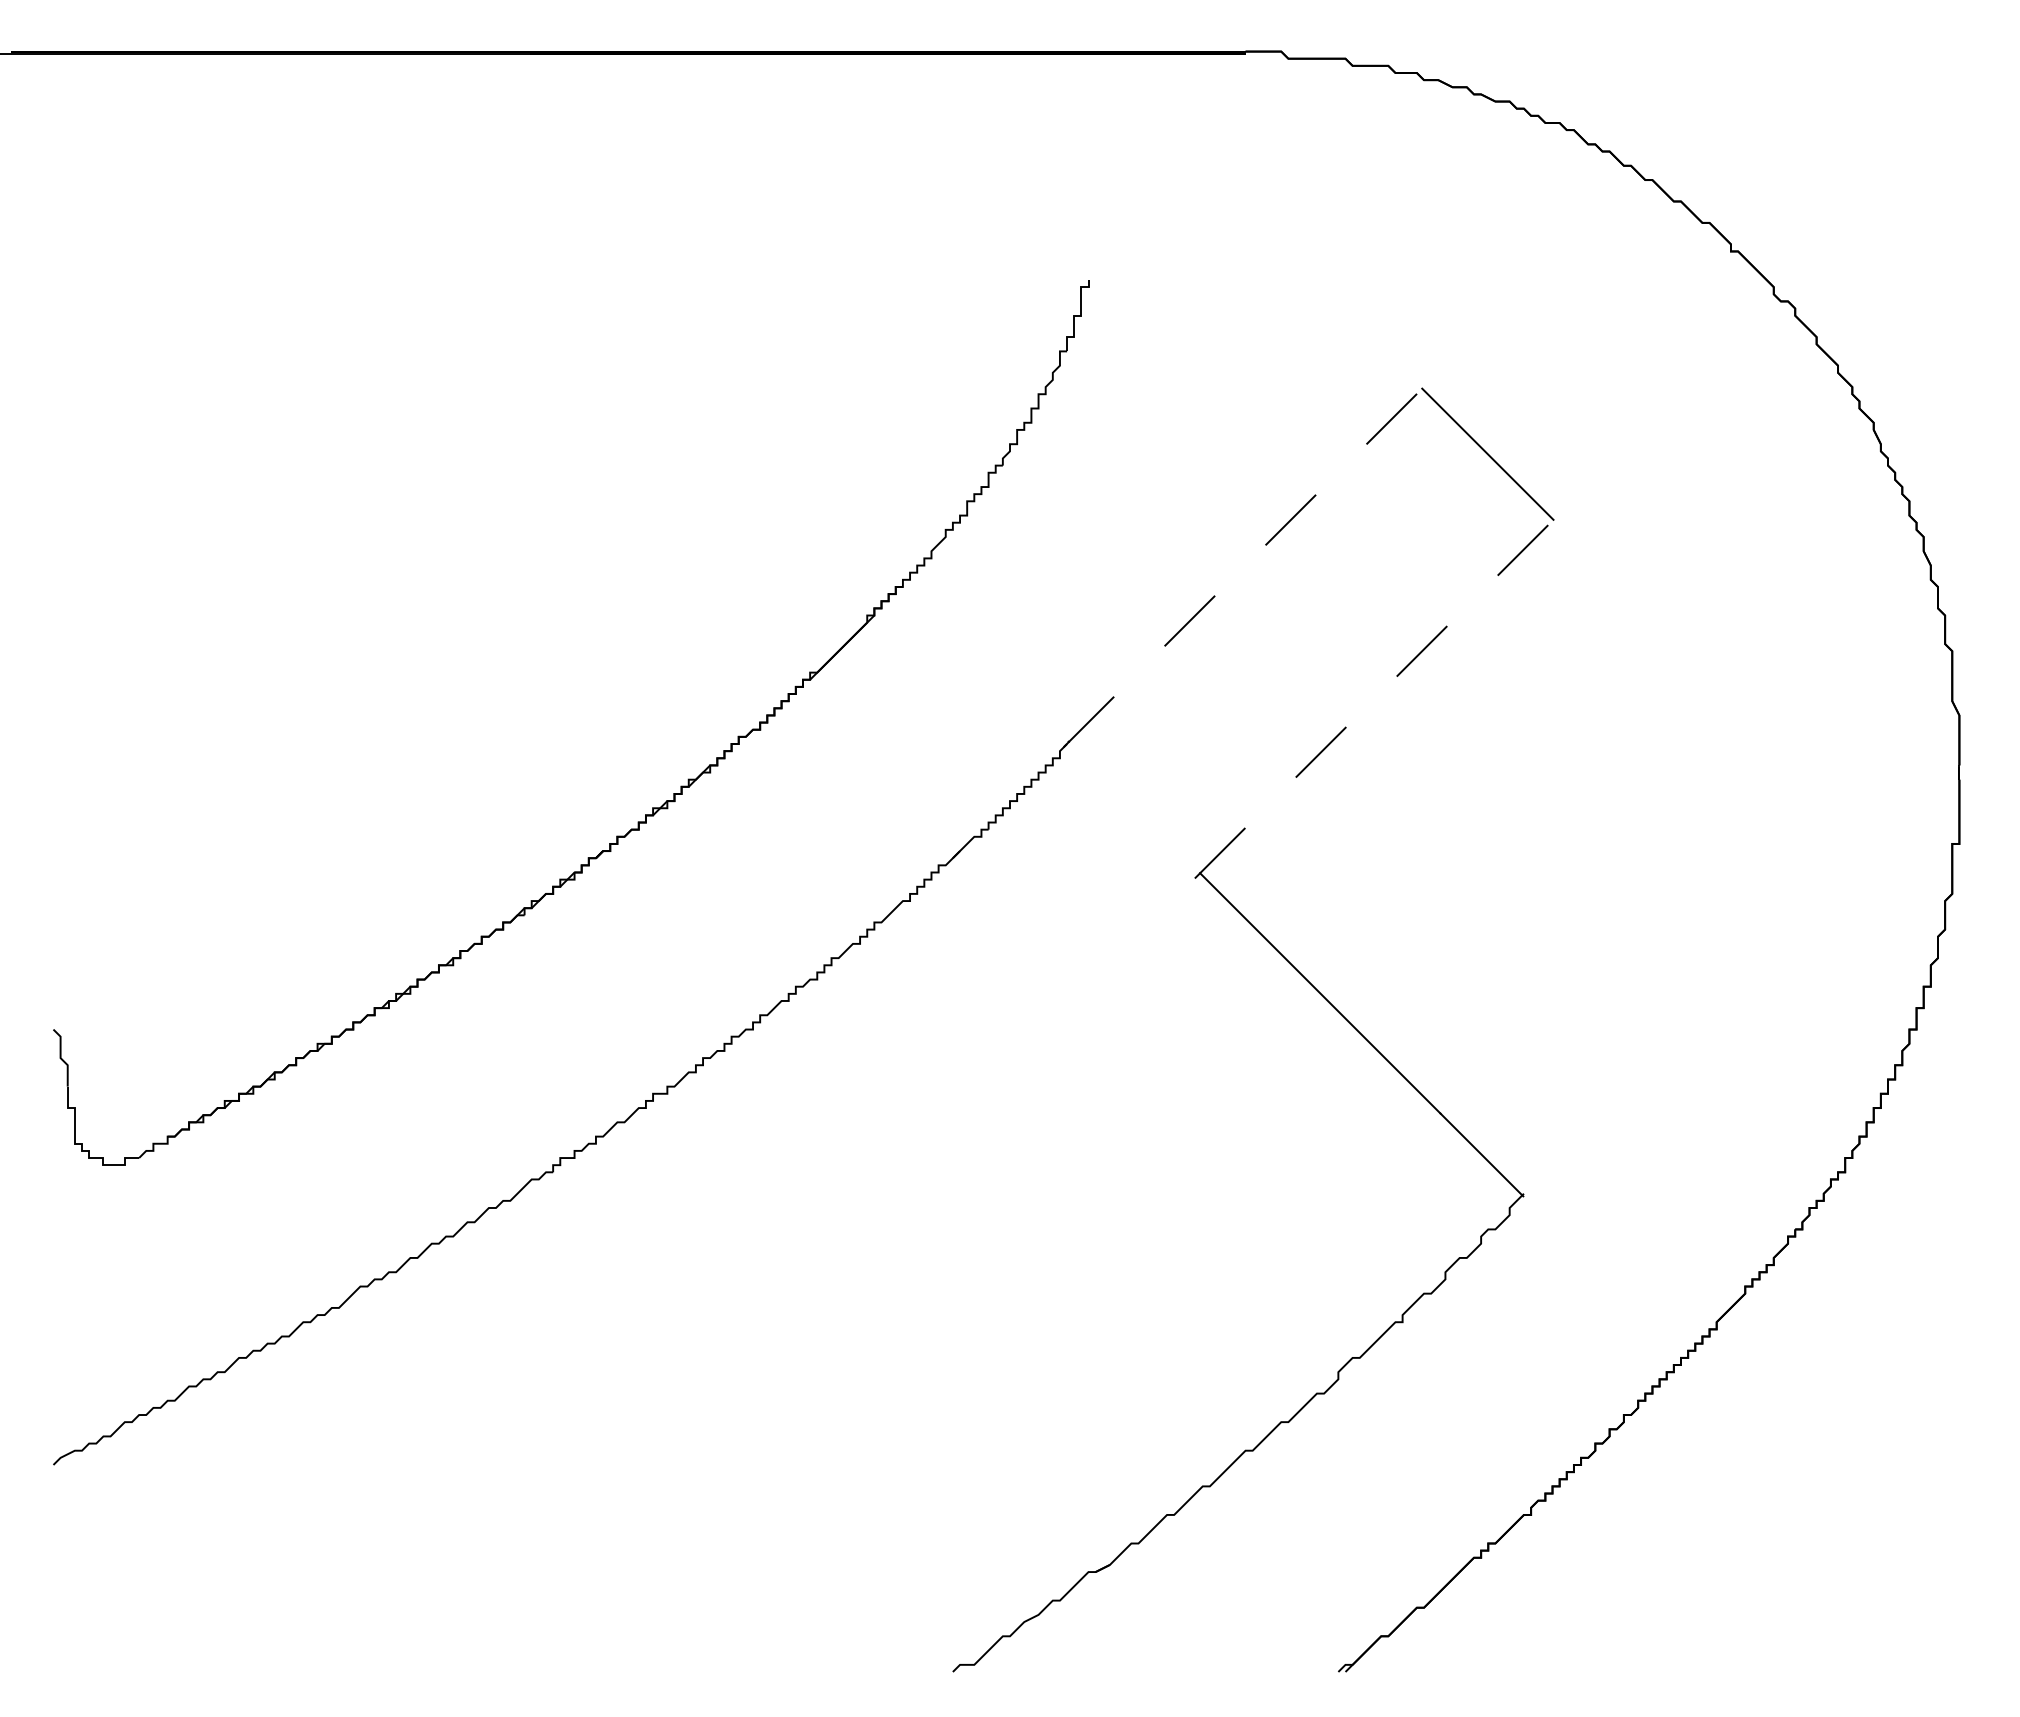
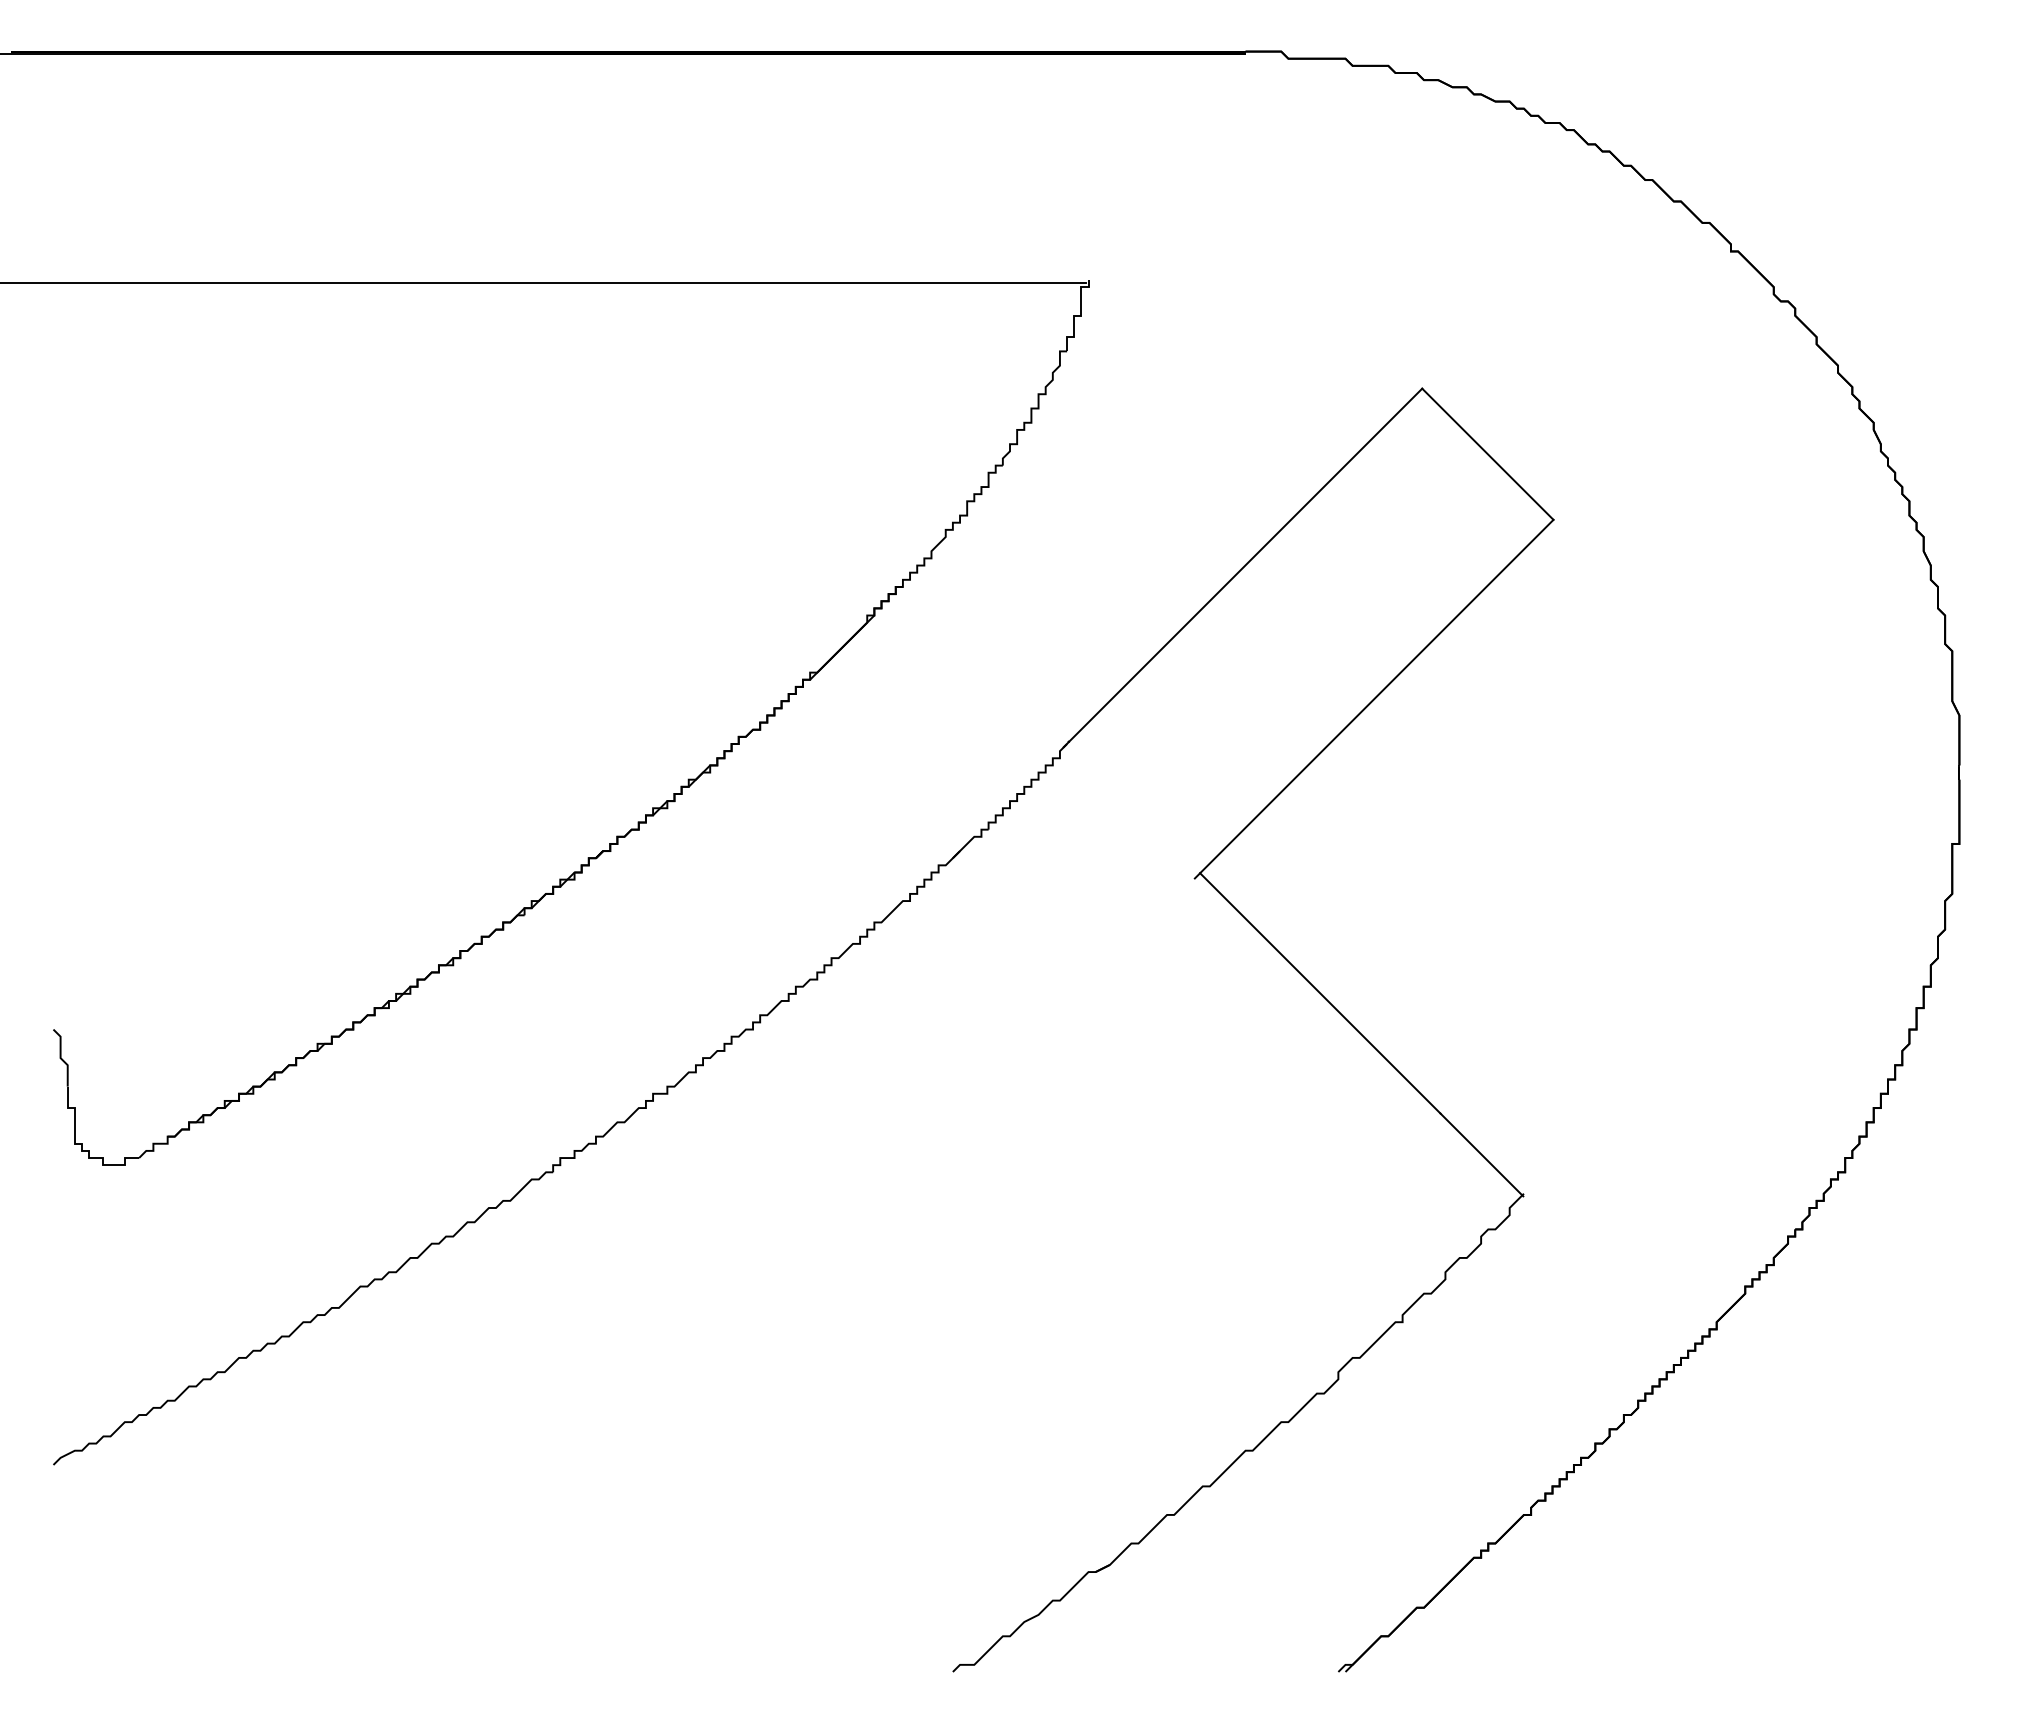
line: none -> present (543, 282)
line: dashed -> solid (1242, 567)
line: dashed -> solid (1374, 699)
